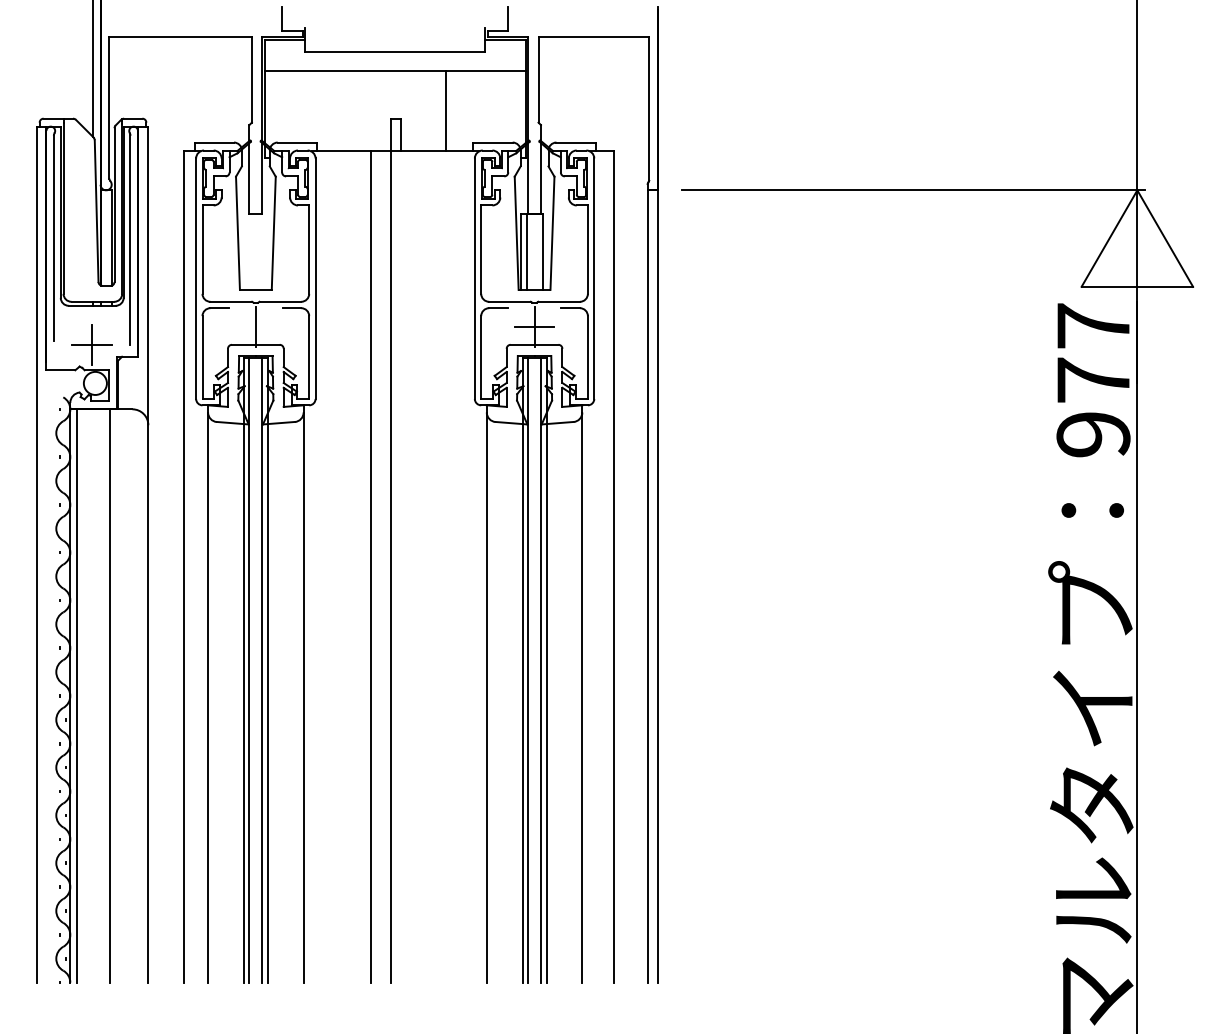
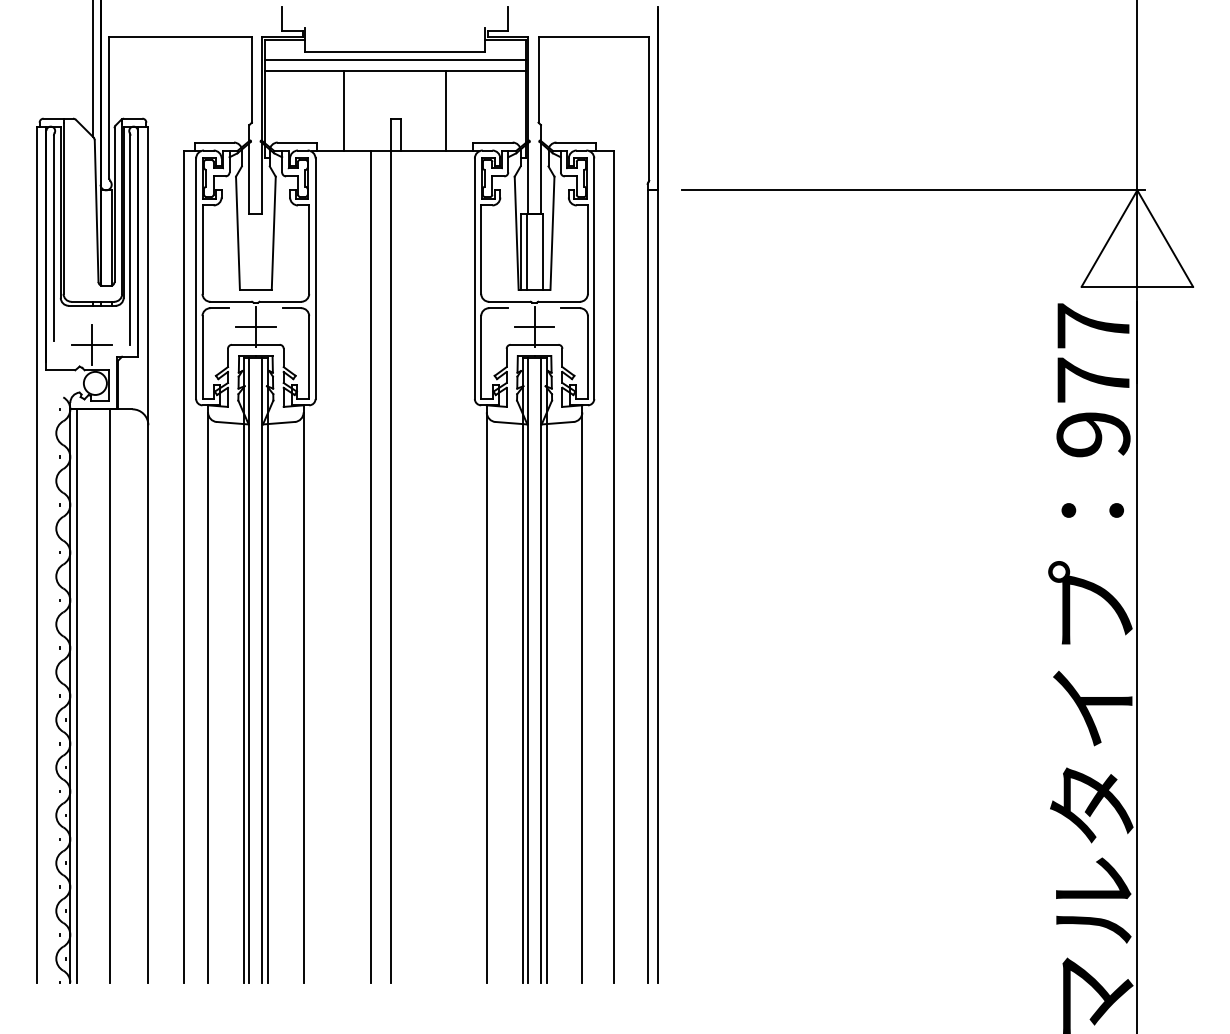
line: none -> present (394, 59)
line: none -> present (344, 110)
line: none -> present (255, 327)
